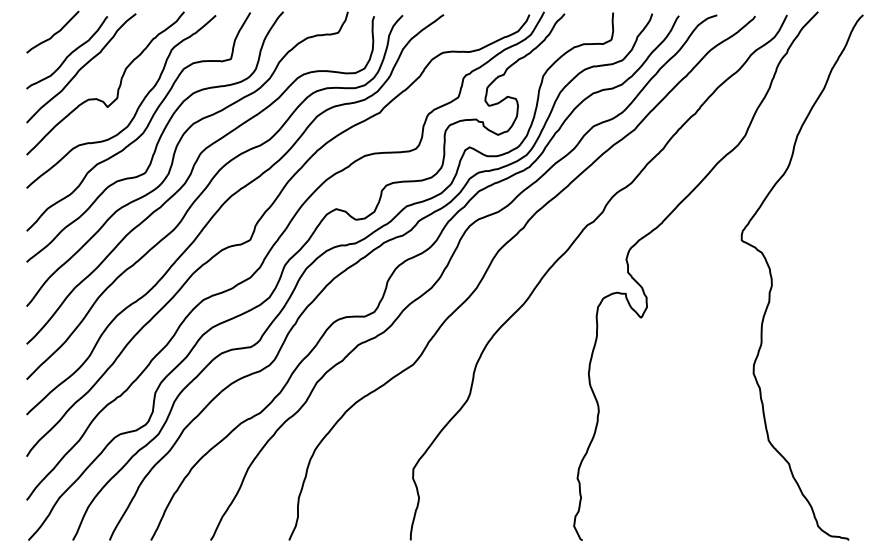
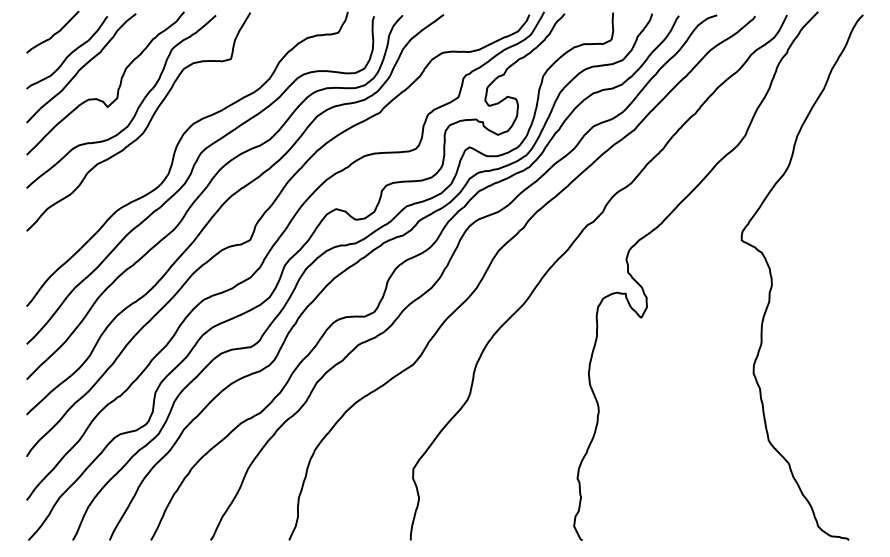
curve: present -> none (158, 138)
